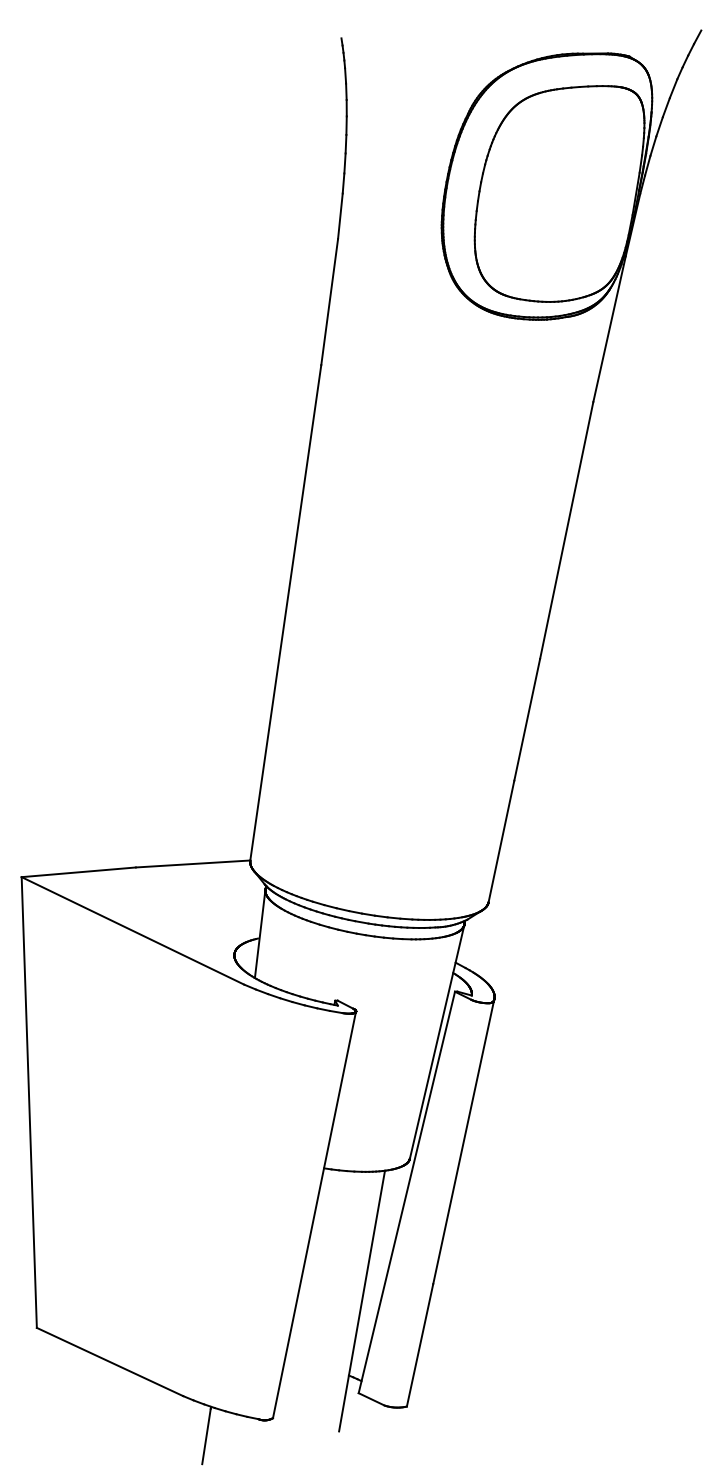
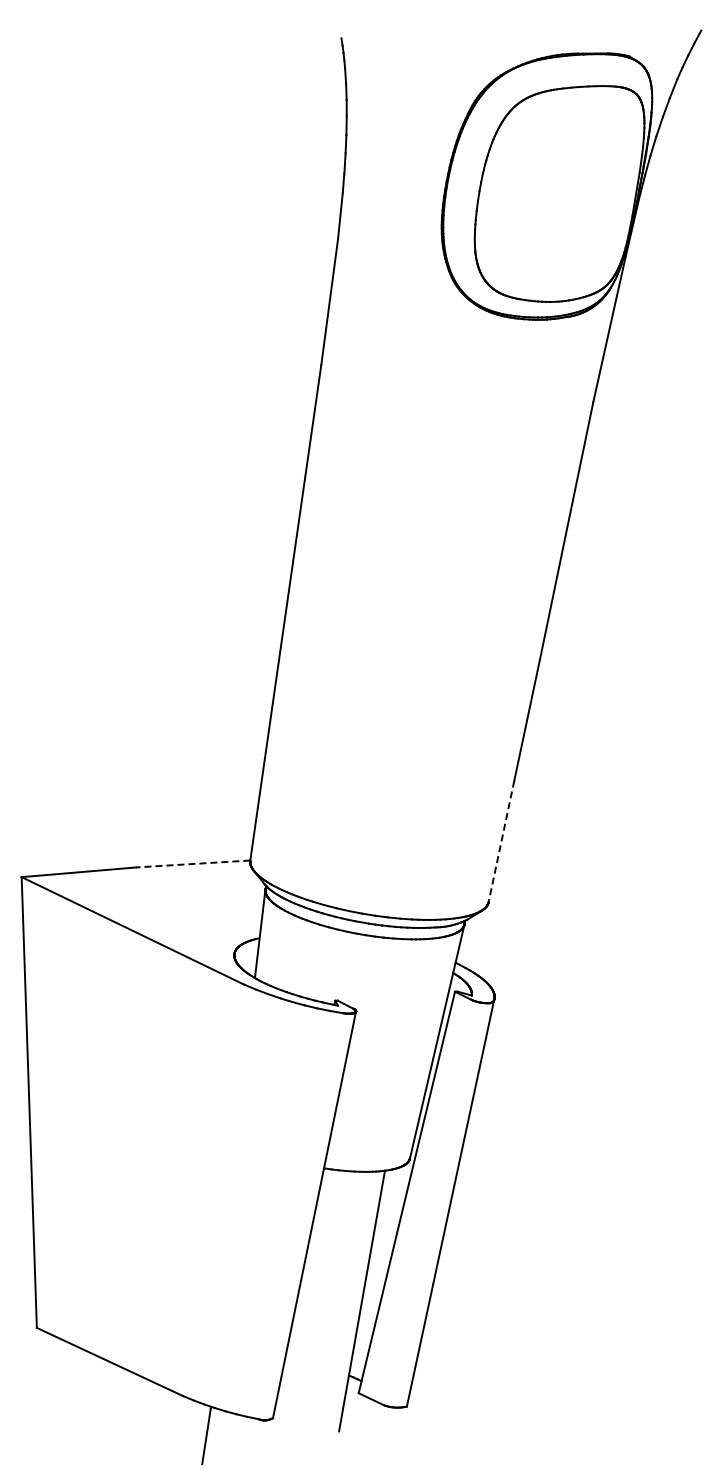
line: solid -> dashed (501, 842)
line: solid -> dashed (192, 864)
